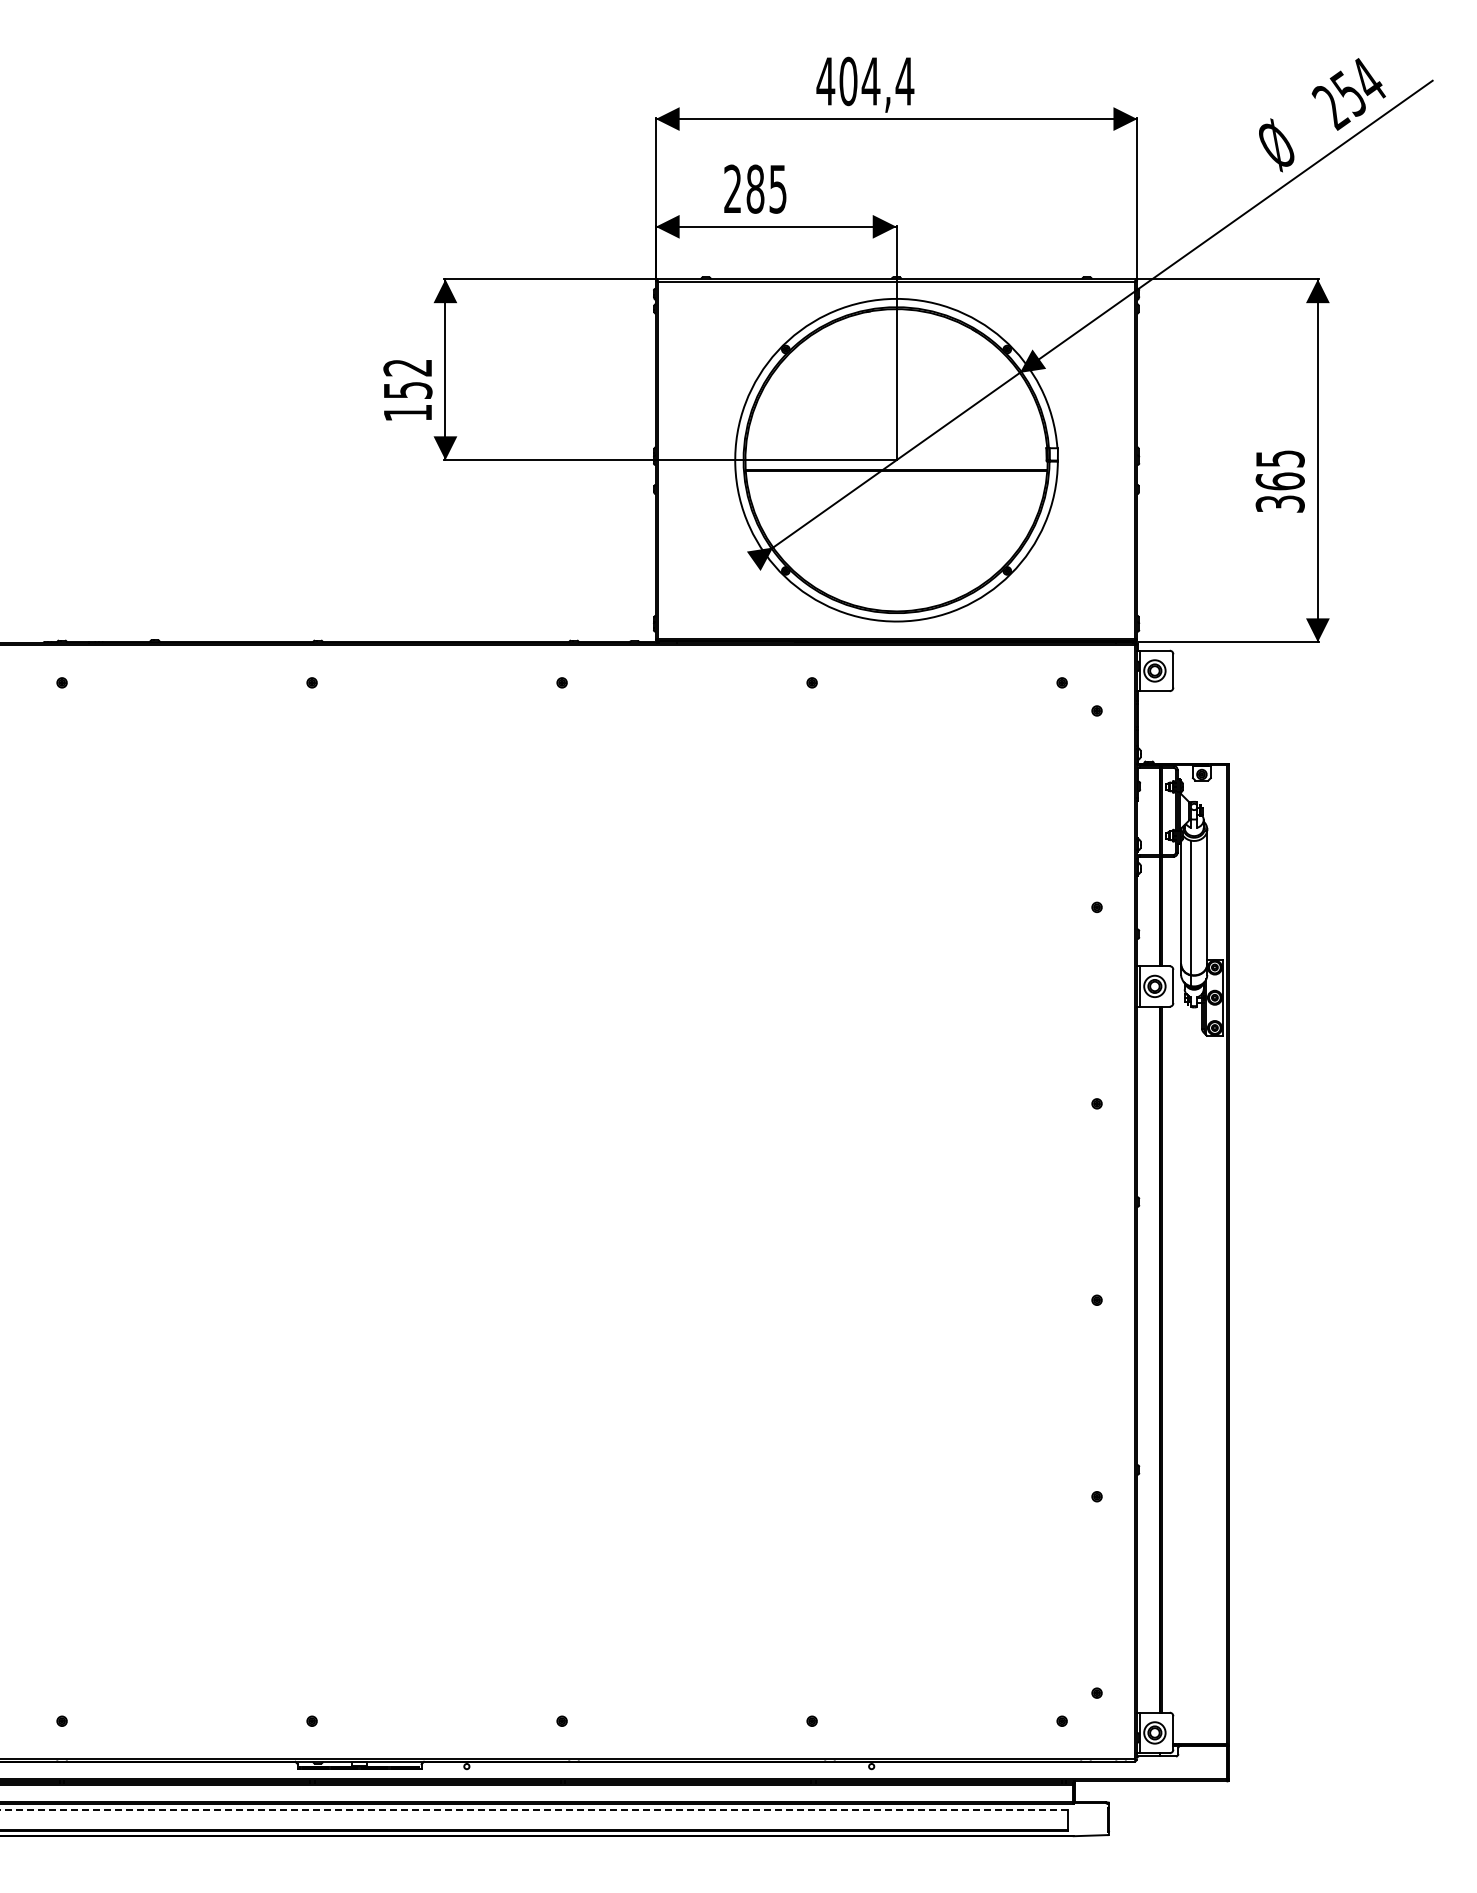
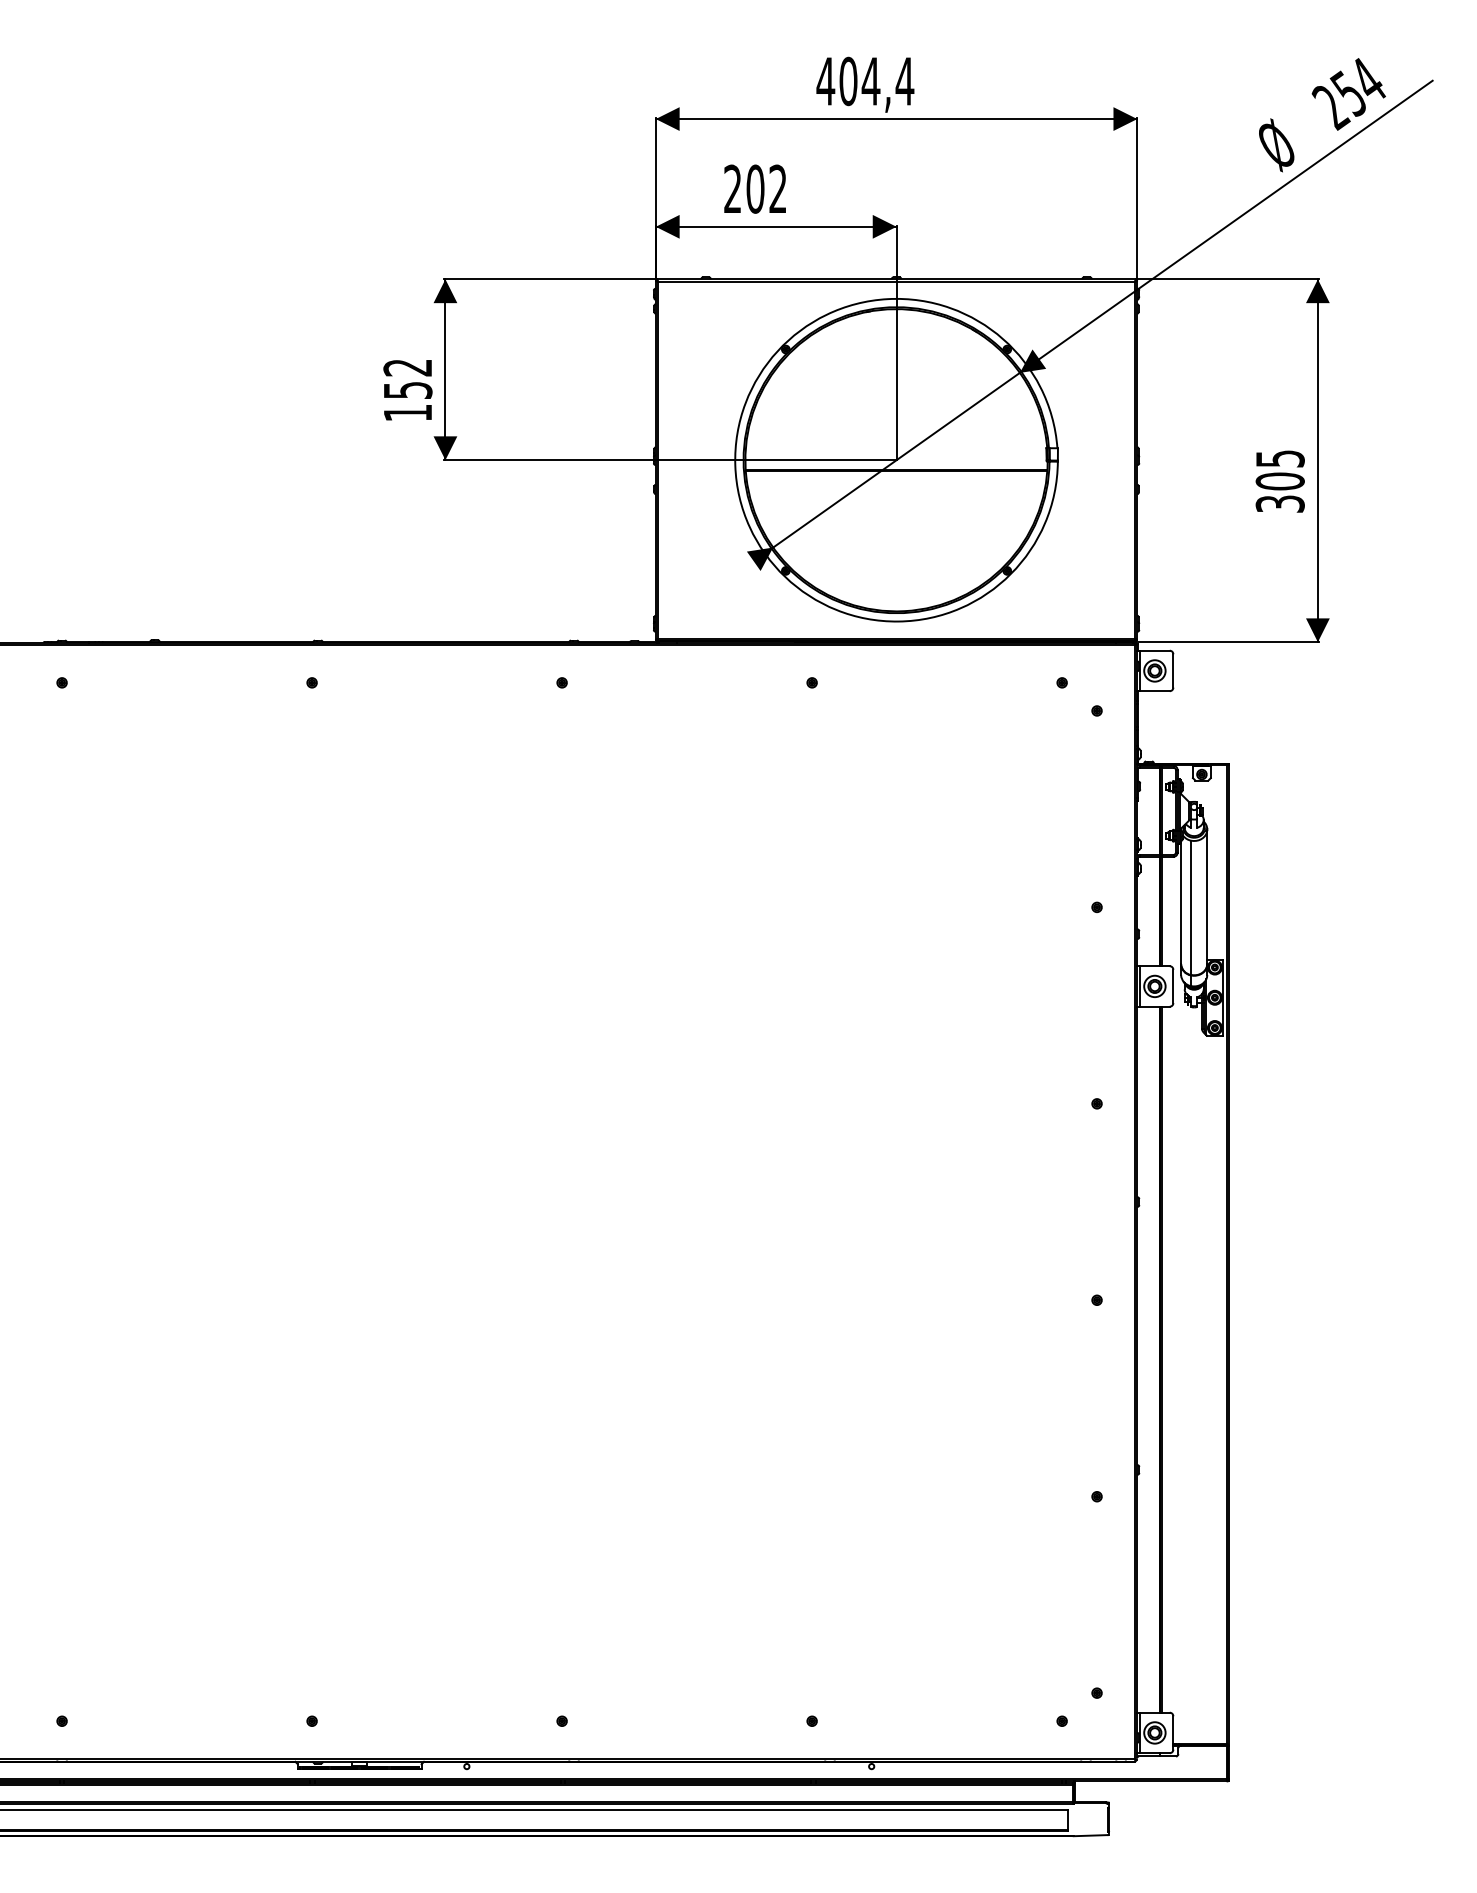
text: 285 -> 202 (766, 188)
text: 365 -> 305 (1279, 481)
line: dashed -> solid (533, 1809)
